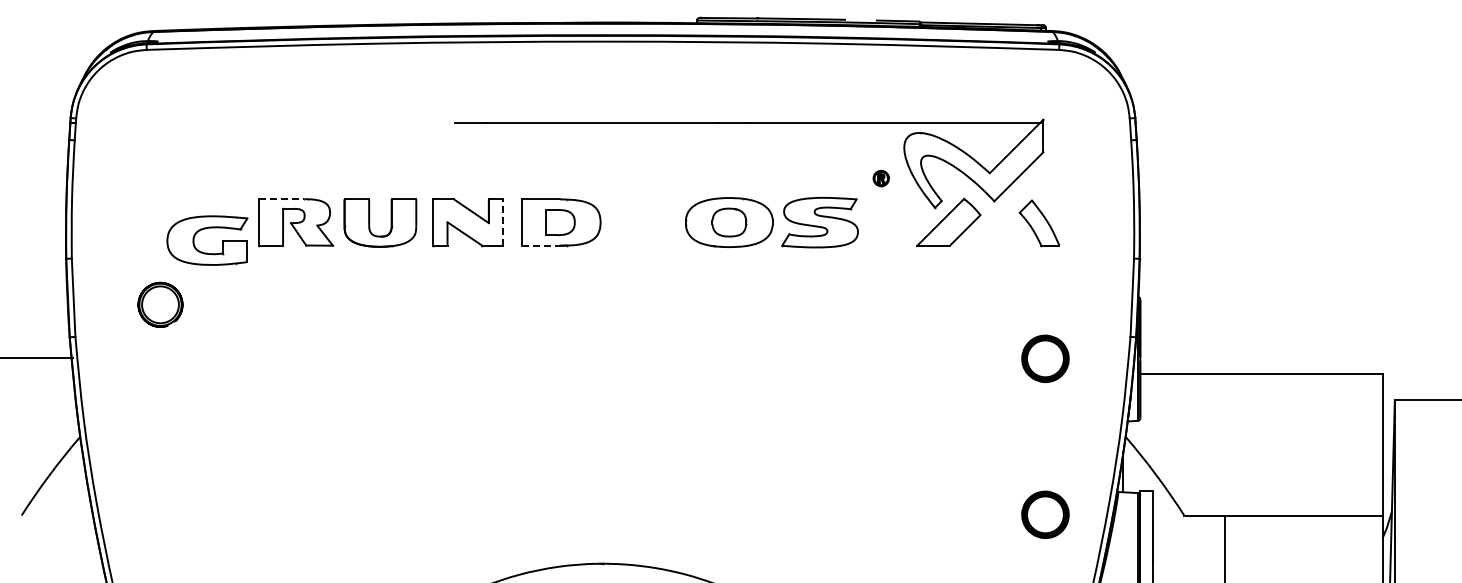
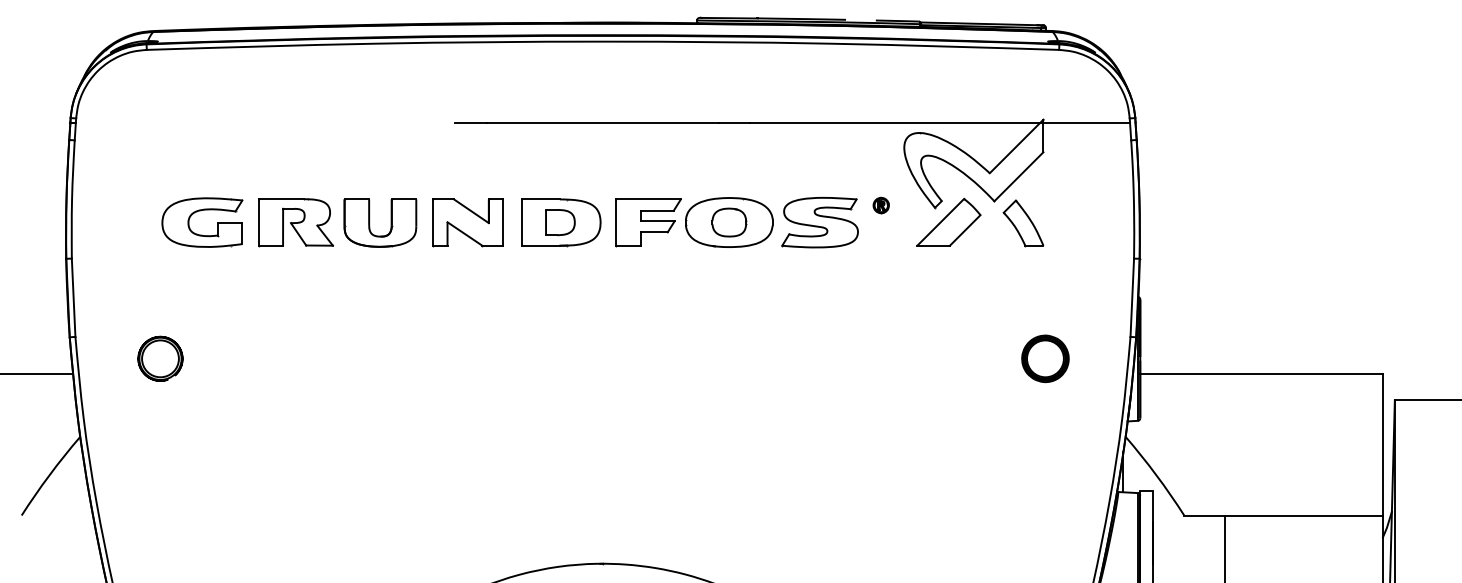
line: none -> present (1086, 122)
part position: (880, 178) -> (880, 205) (880, 205)
line: dashed -> solid (281, 199)
line: dashed -> solid (503, 222)
part: none -> present (648, 222)
part position: (1039, 223) -> (1023, 223) (1023, 223)
part position: (205, 229) -> (200, 211) (200, 211)
line: dashed -> solid (541, 245)
part position: (160, 304) -> (160, 358) (160, 358)
line position: (37, 357) -> (37, 373) (37, 373)
part: present -> none (1045, 514)
